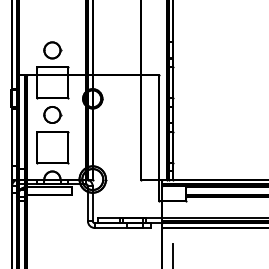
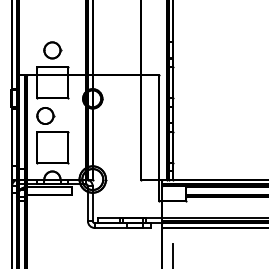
part position: (52, 114) -> (45, 115) (45, 115)
